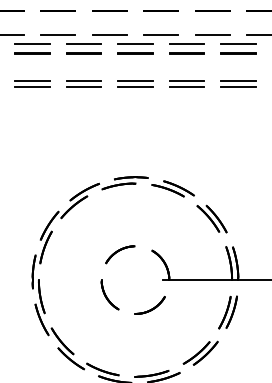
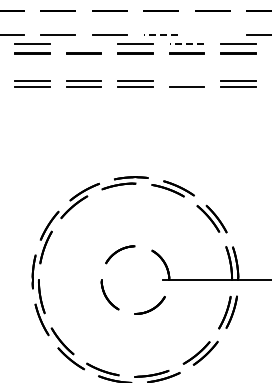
line: solid -> dashed (160, 34)
line: present -> none (212, 34)
line: present -> none (83, 43)
line: solid -> dashed (186, 43)
line: present -> none (186, 81)
